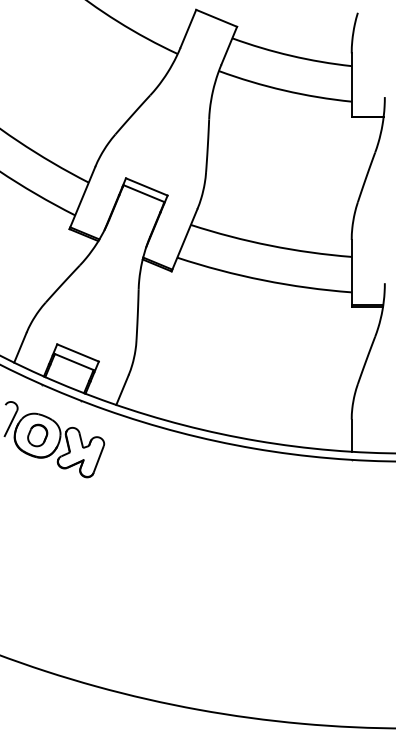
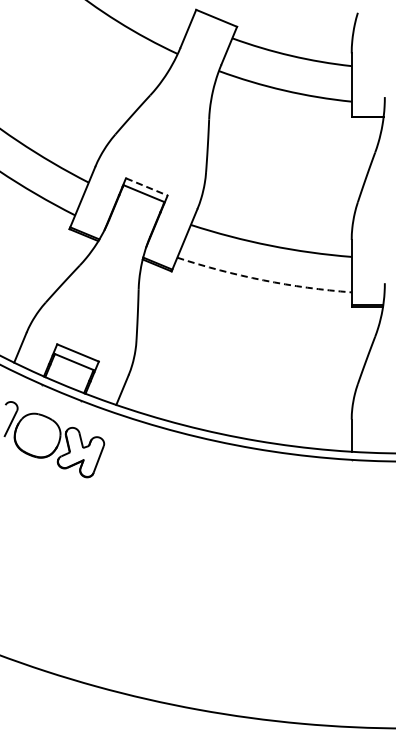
line: solid -> dashed (146, 186)
arc: solid -> dashed (263, 280)
part: present -> none (37, 435)
